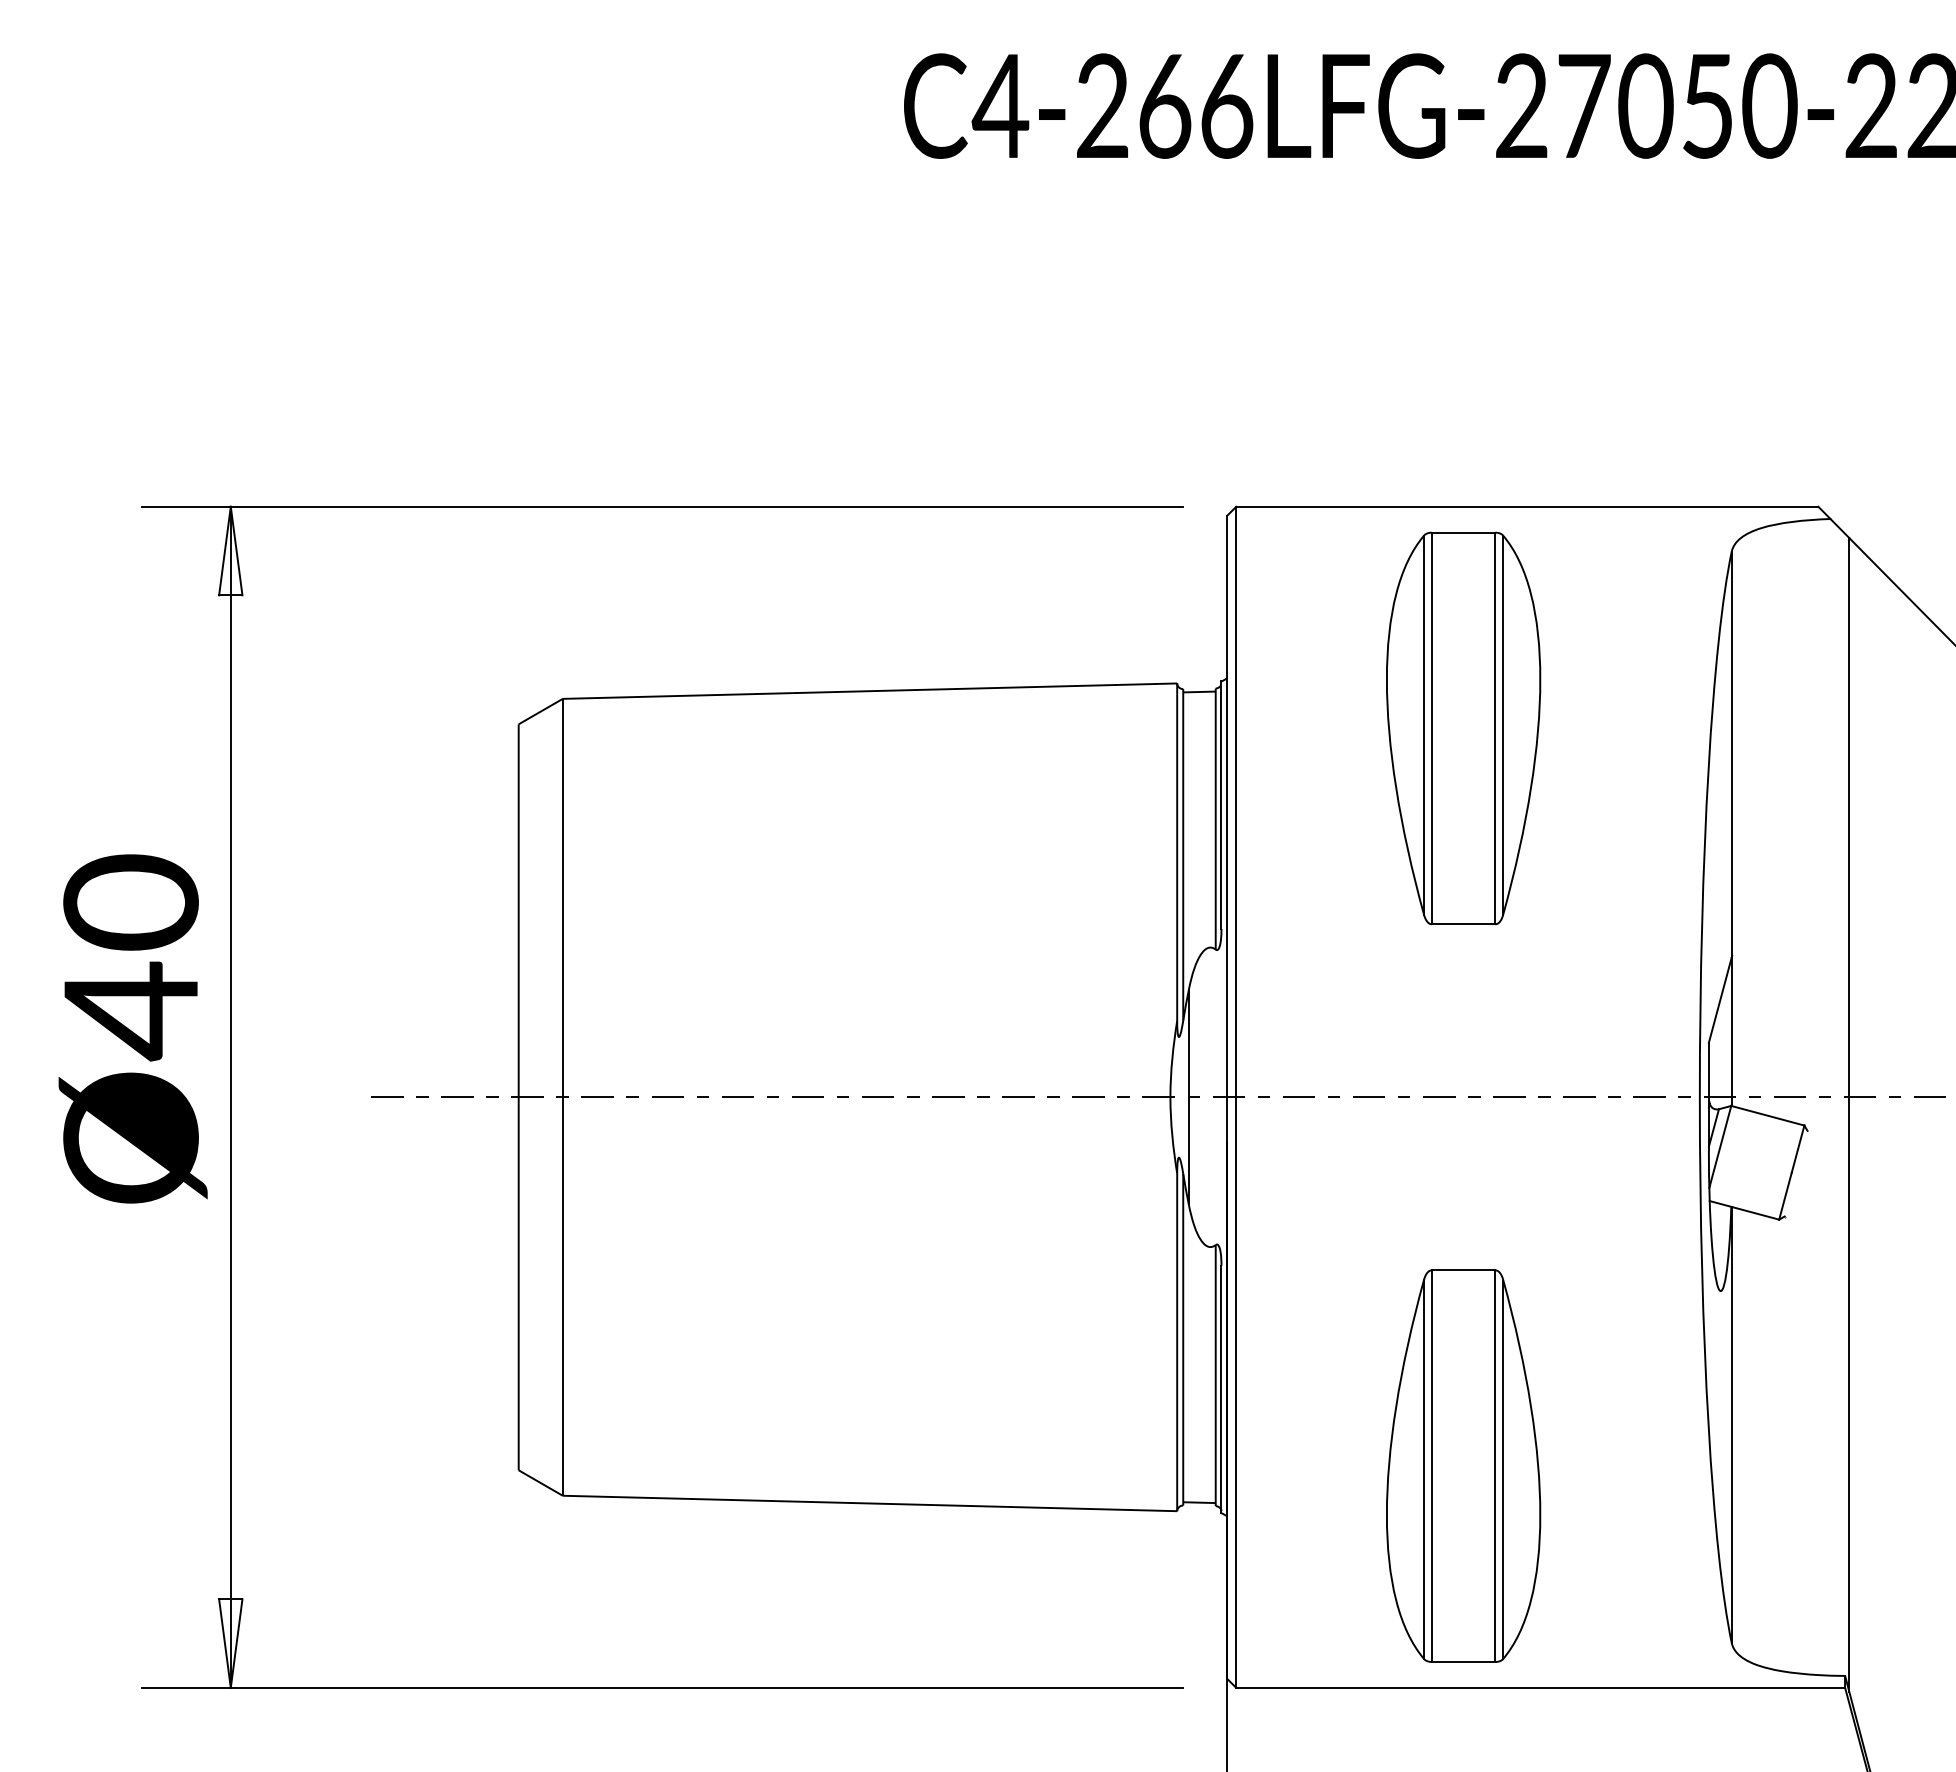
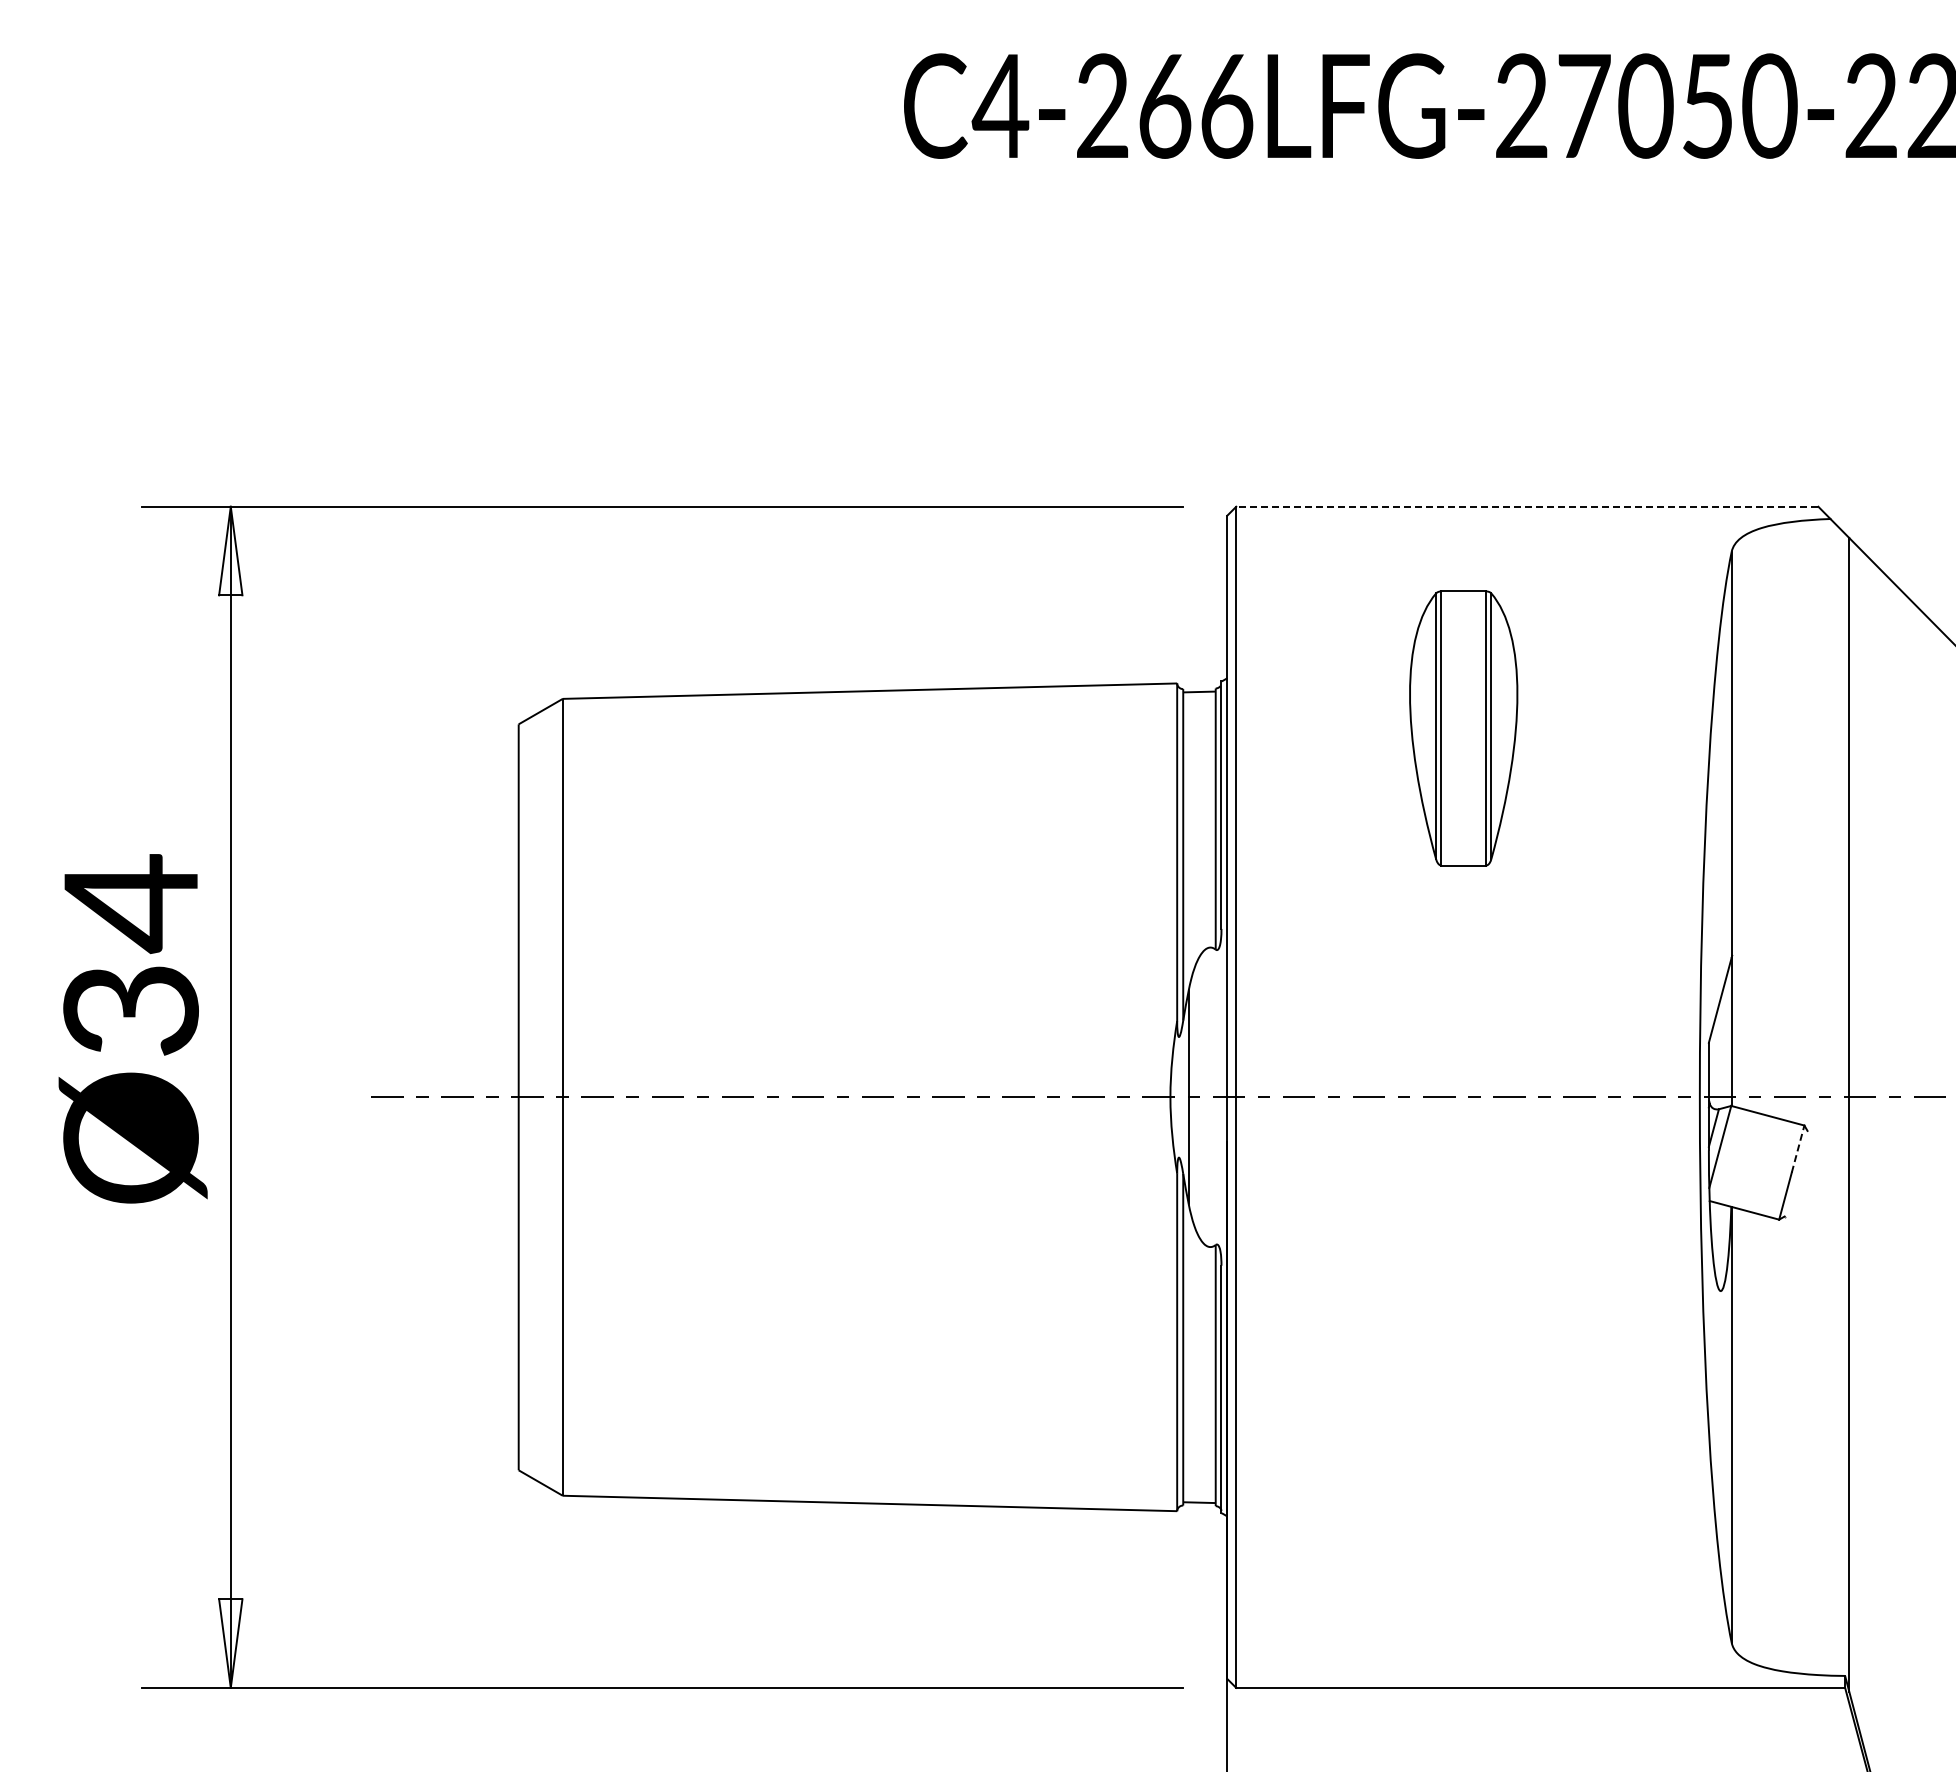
line: solid -> dashed (1526, 506)
part size: 156x395 px -> 110x277 px (1463, 728)
text: Ø40 -> Ø34 (130, 957)
line: solid -> dashed (1798, 1148)
part: present -> none (1463, 1465)
